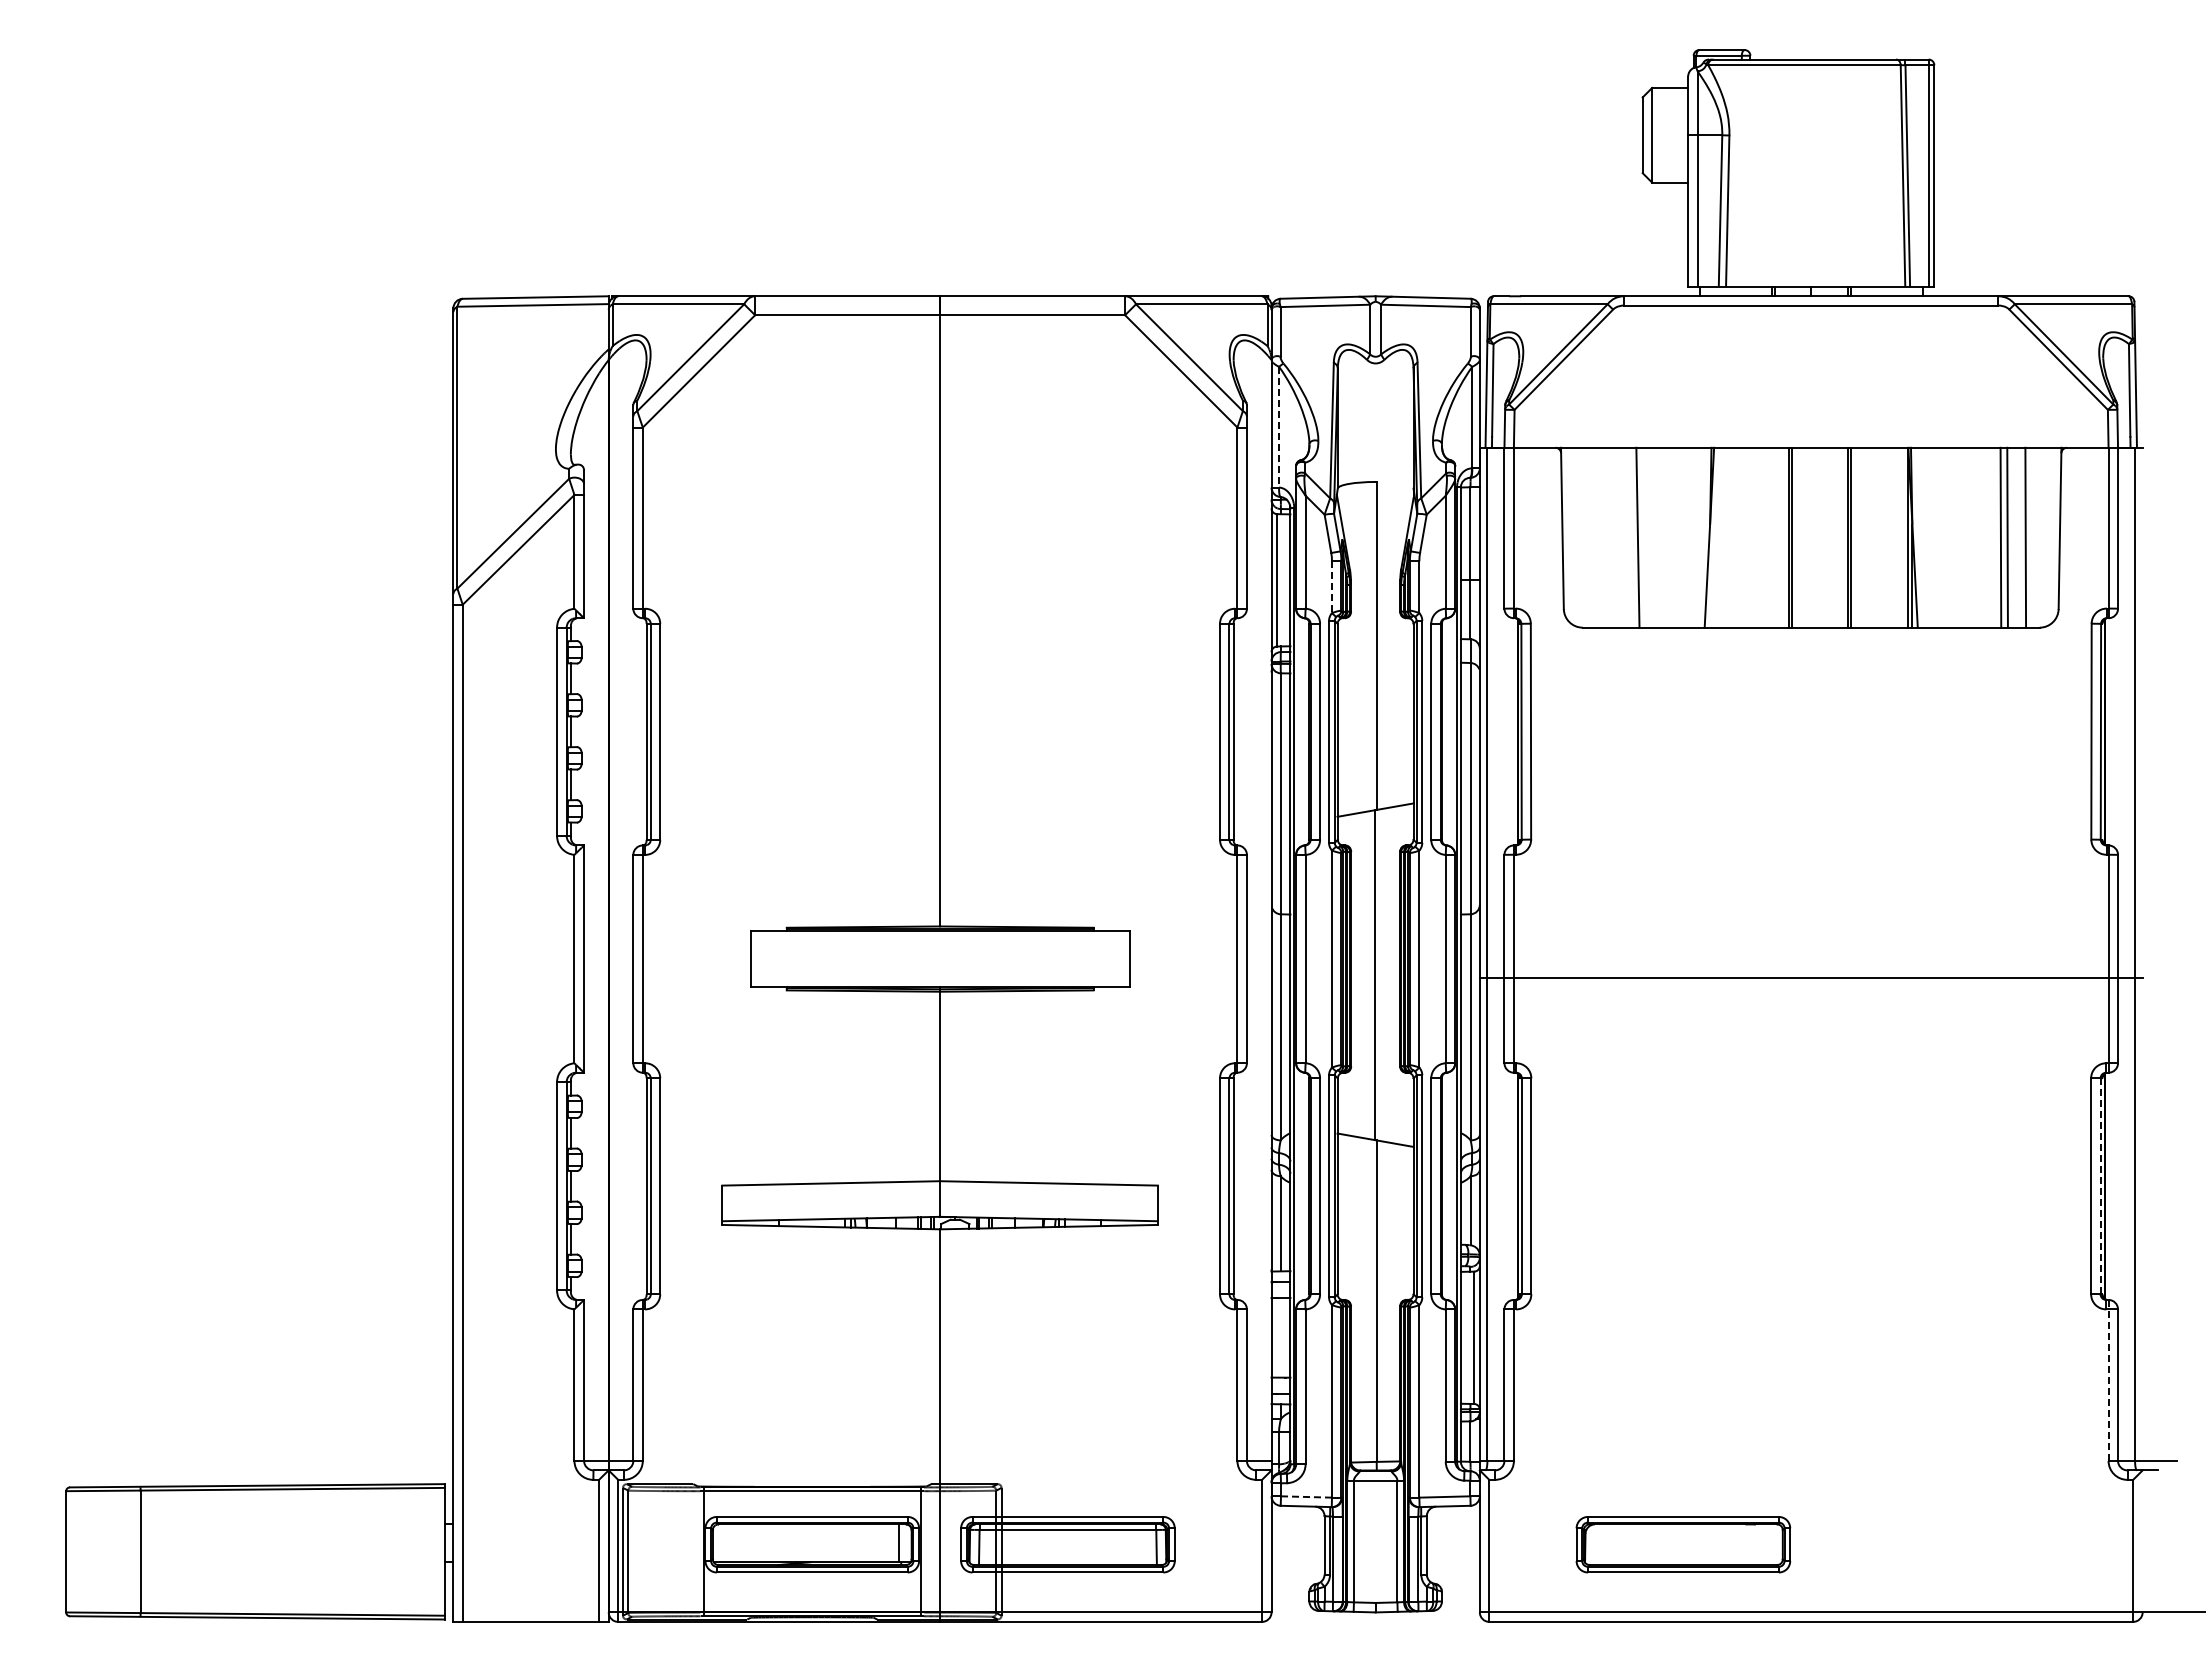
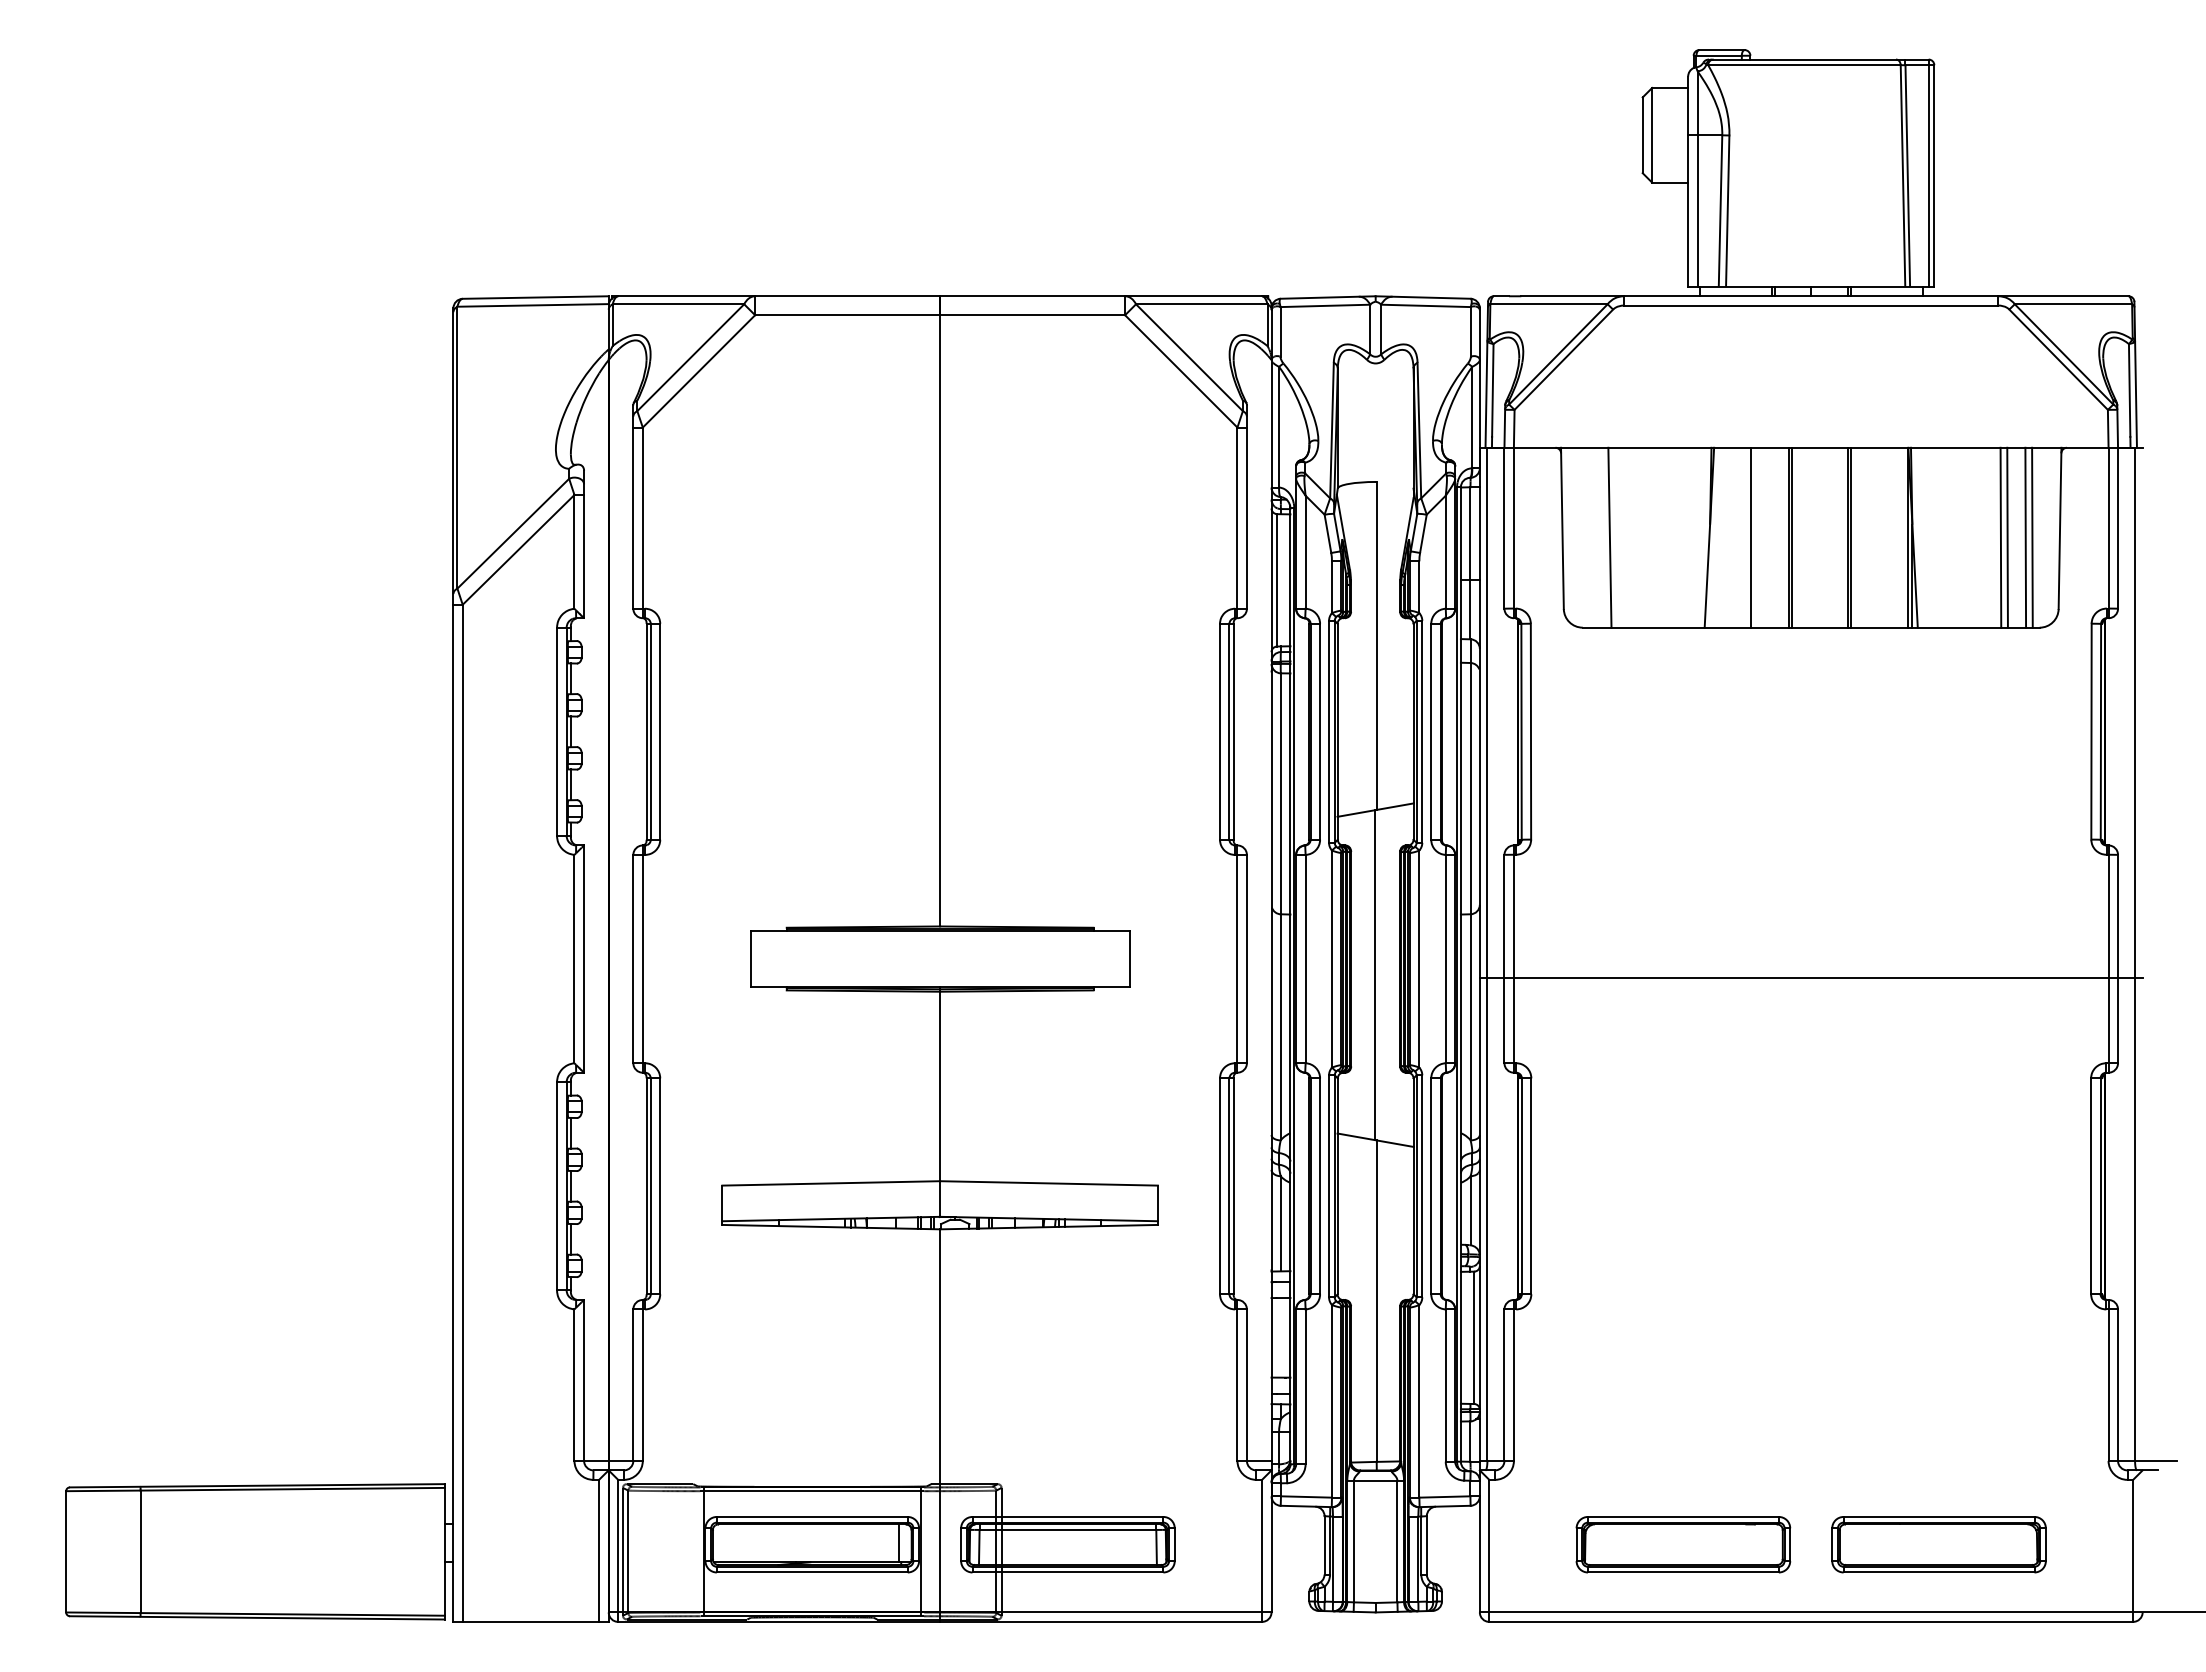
line: dashed -> solid (1279, 427)
line position: (1637, 537) -> (1609, 537) (1609, 537)
line: none -> present (1750, 537)
line: none -> present (2032, 537)
line: dashed -> solid (1332, 587)
line: dashed -> solid (2100, 1186)
line: dashed -> solid (2108, 1379)
line: dashed -> solid (1306, 1496)
part: none -> present (1938, 1544)
